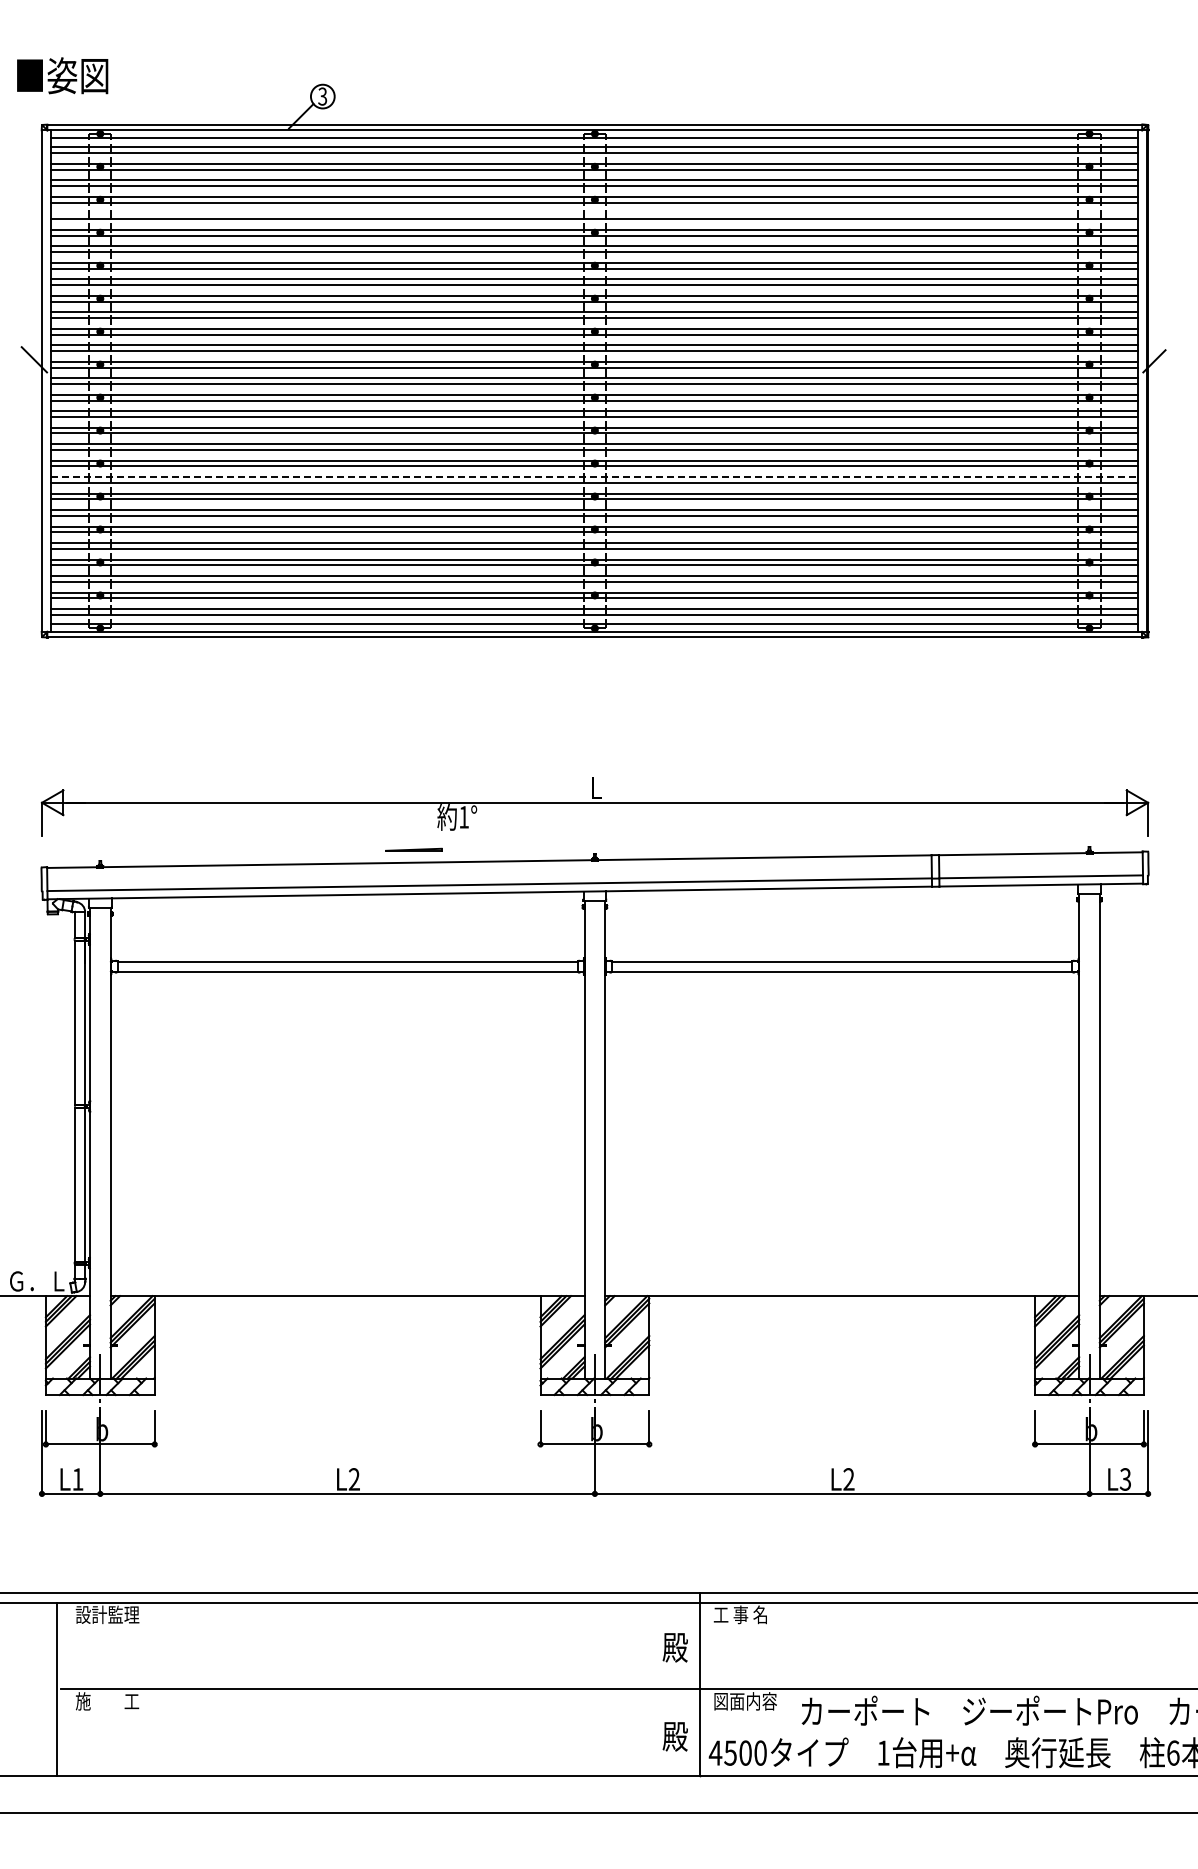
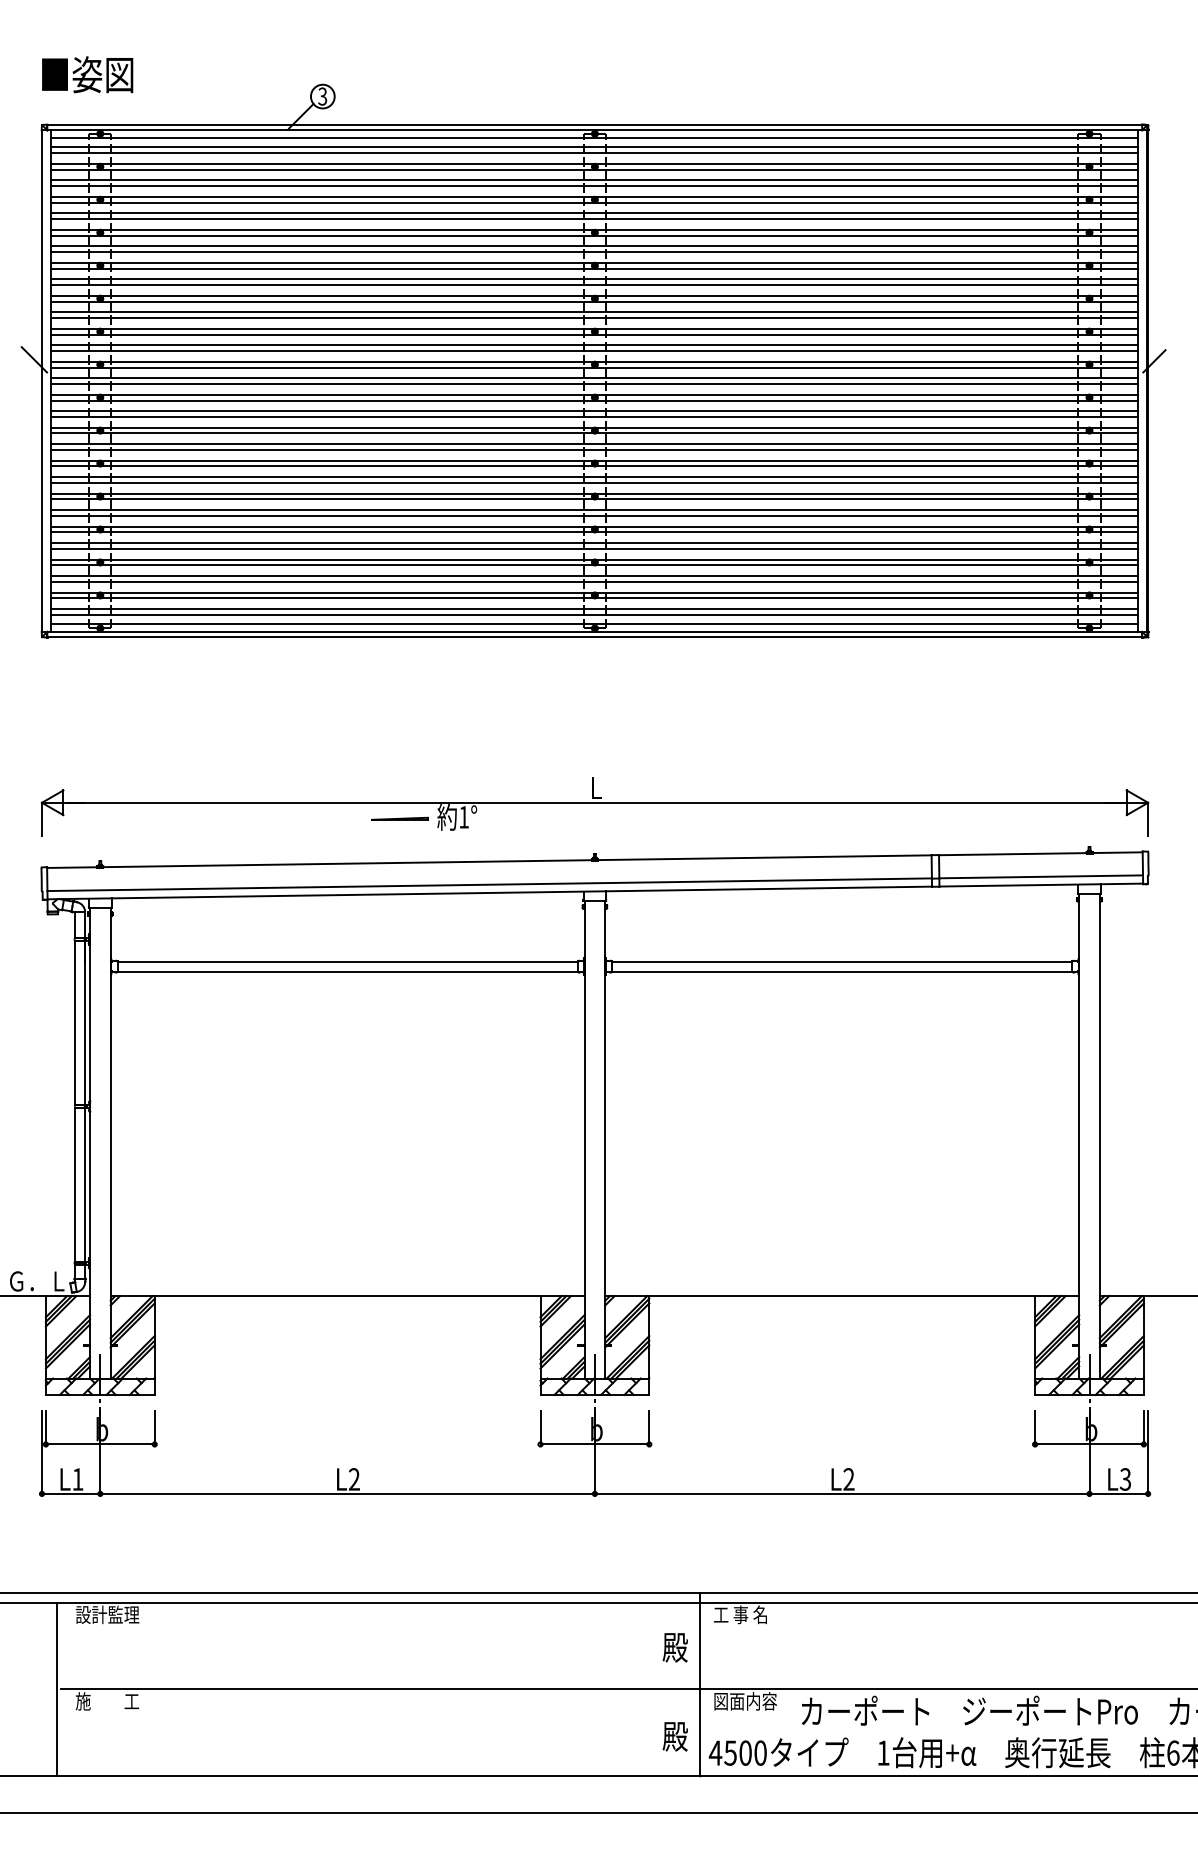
text position: (62, 75) -> (87, 74) (87, 74)
line: none -> present (594, 213)
line: dashed -> solid (595, 477)
line position: (413, 849) -> (399, 818) (399, 818)
